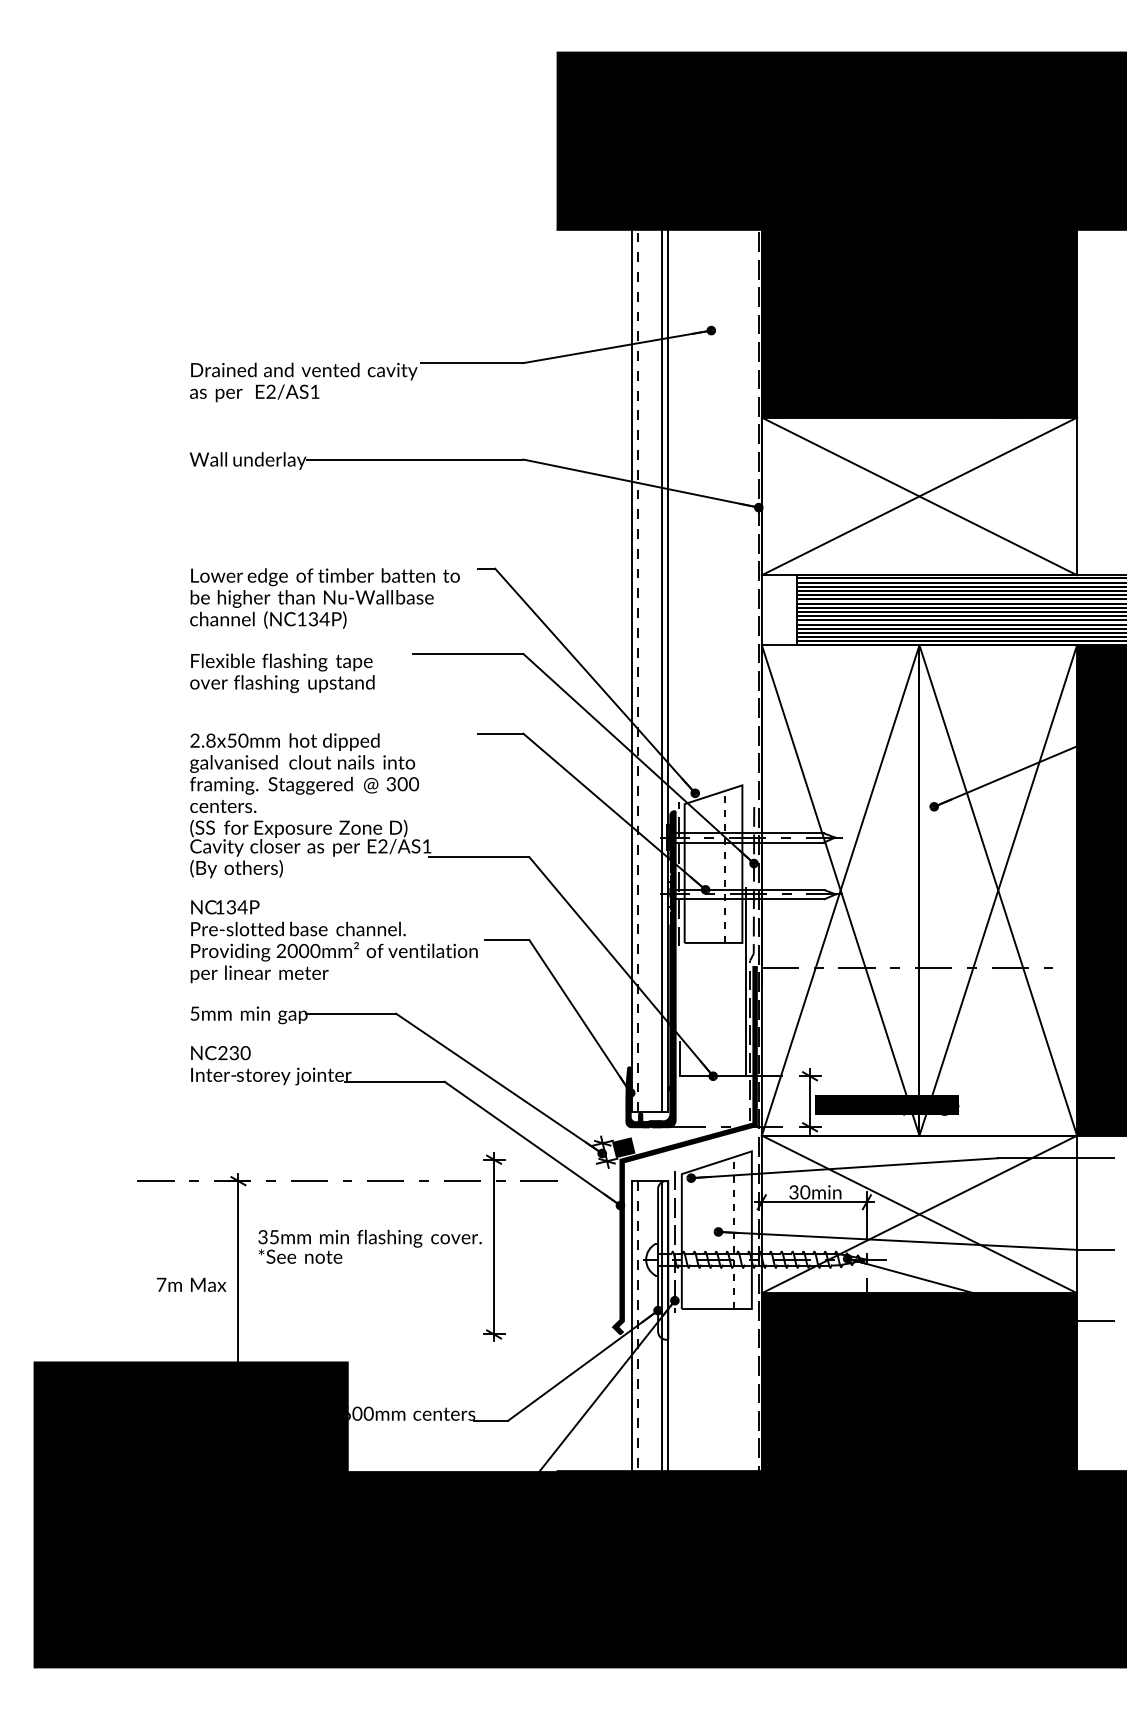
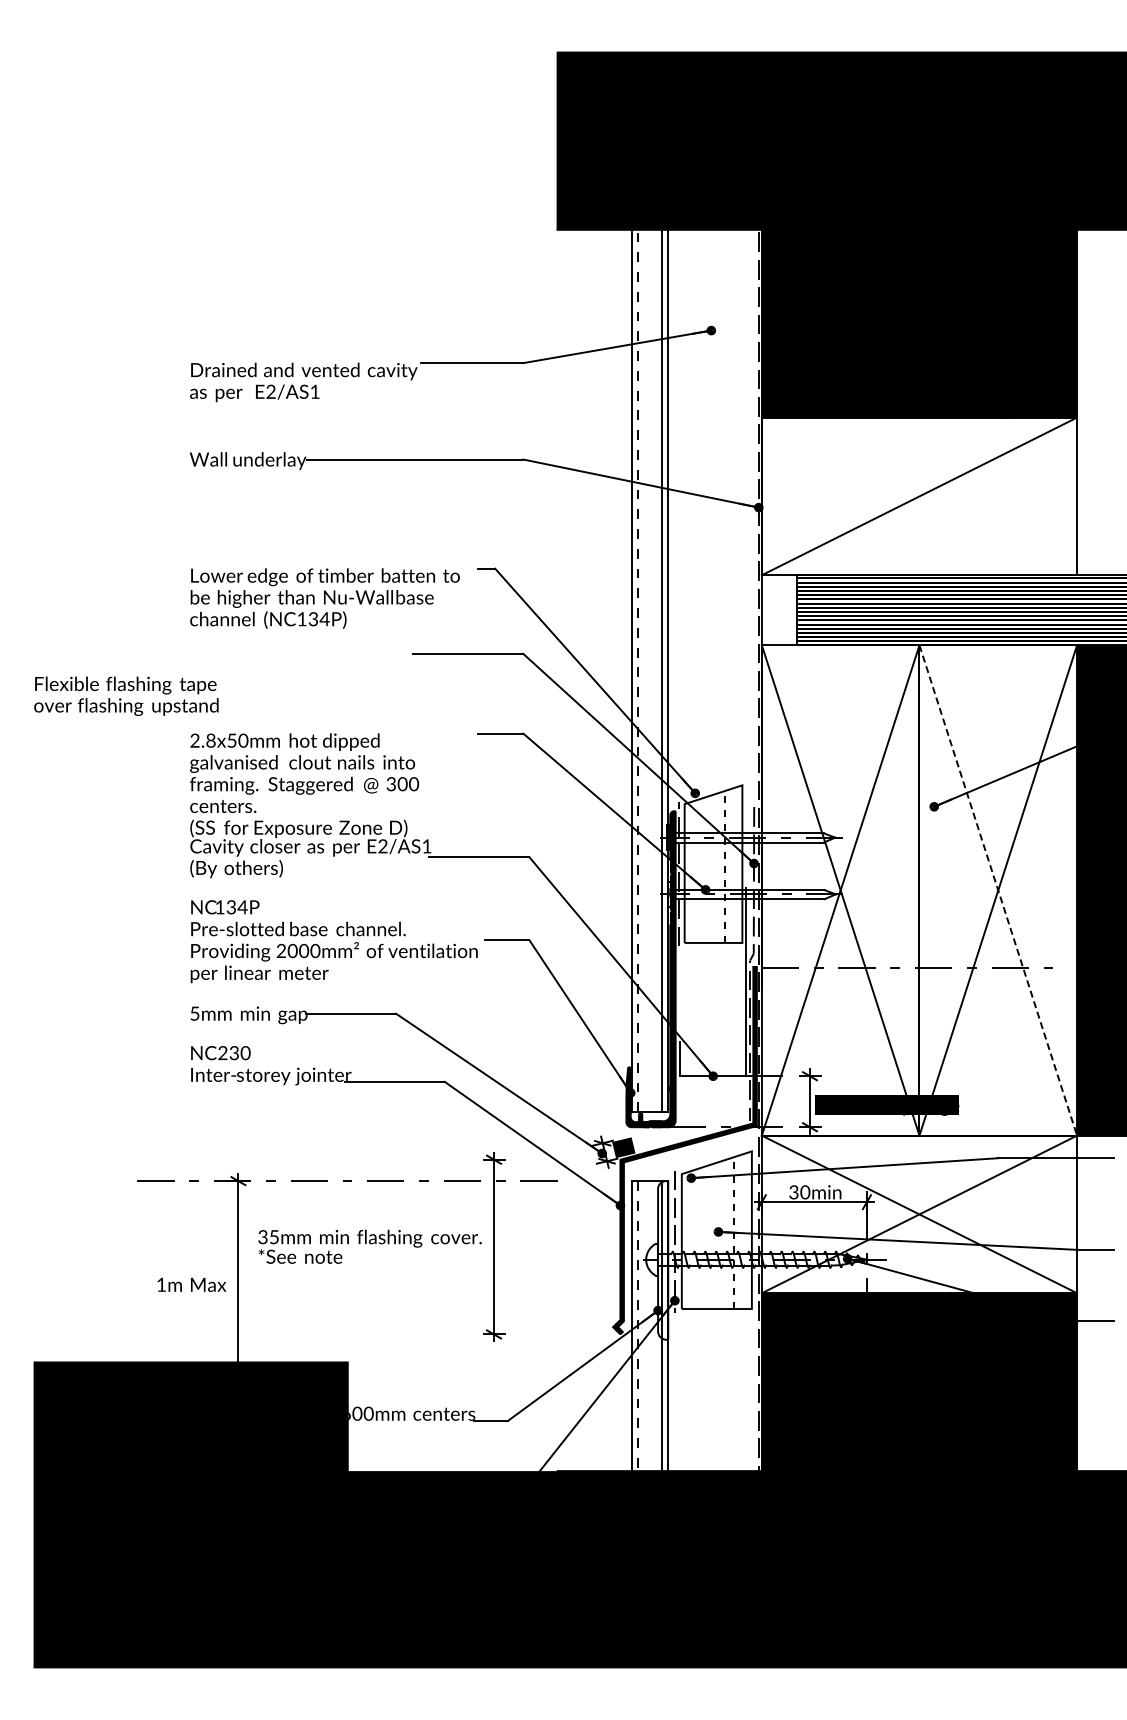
line: present -> none (919, 496)
text position: (282, 672) -> (126, 695) (126, 695)
line: solid -> dashed (998, 890)
text: 7m -> 1m (161, 1284)
